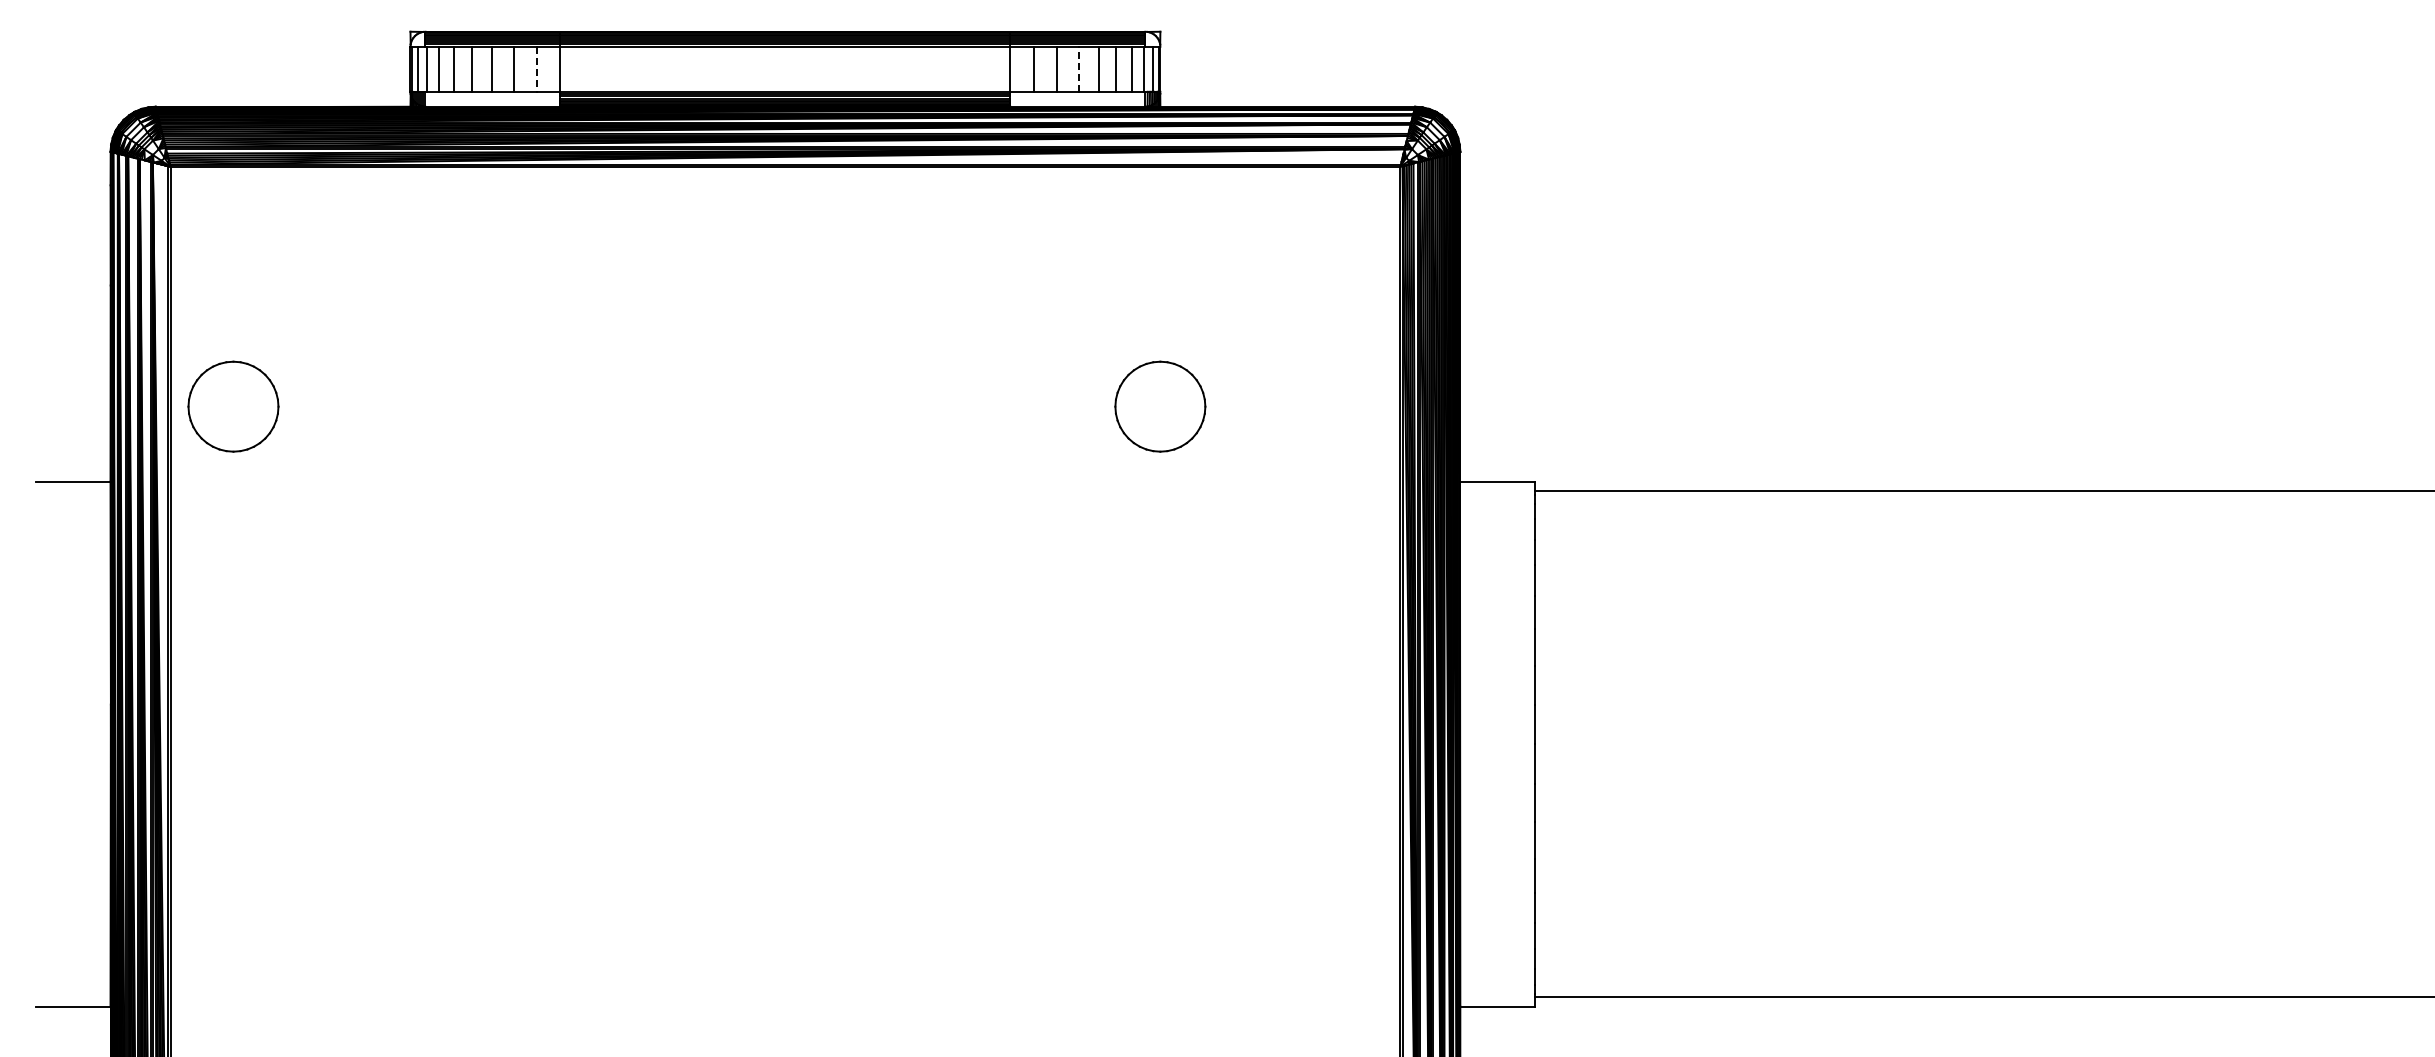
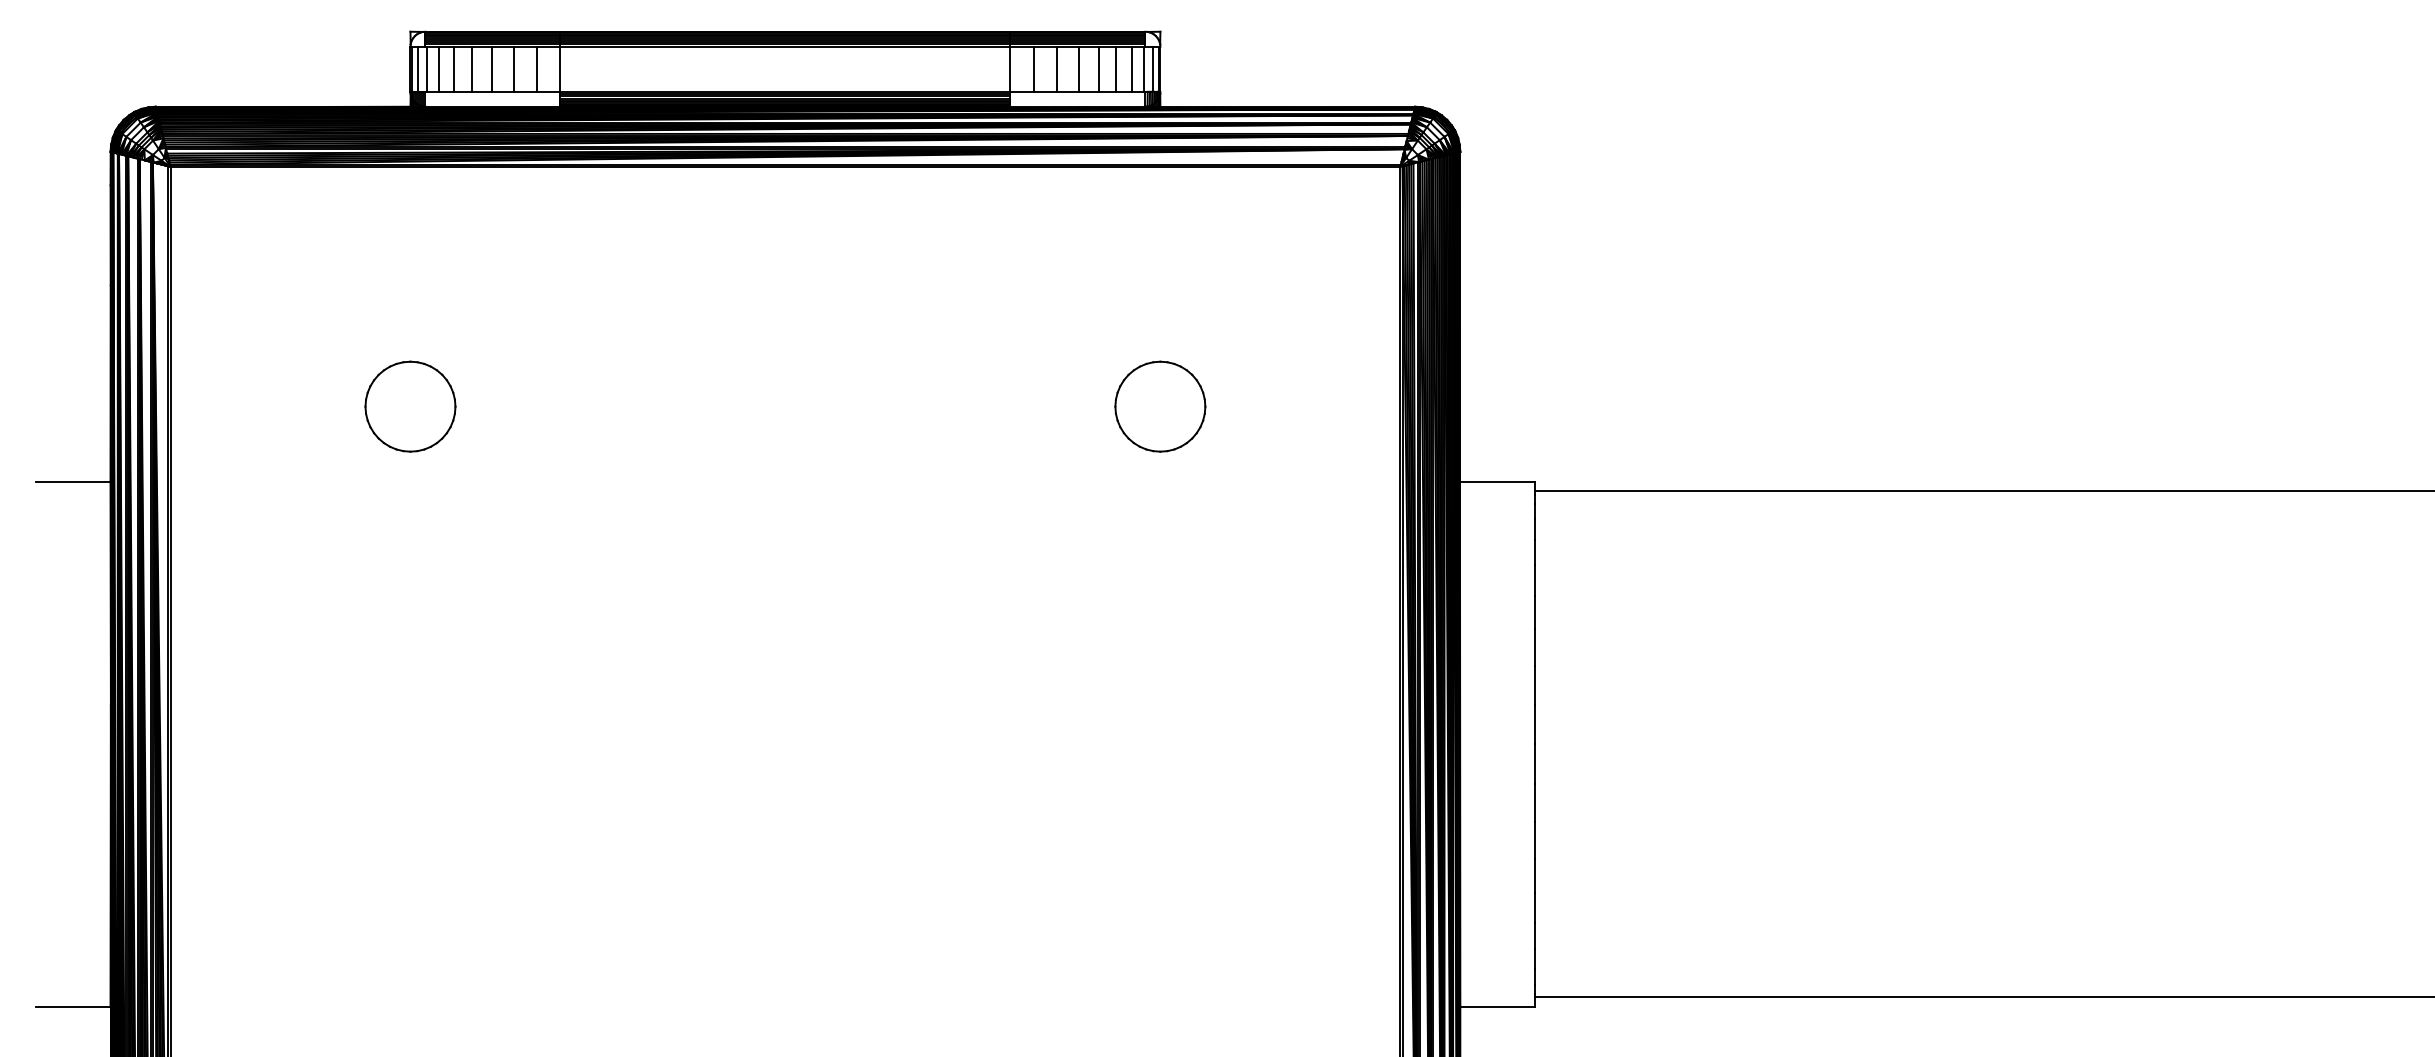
line: dashed -> solid (1078, 68)
line: dashed -> solid (537, 69)
part position: (233, 406) -> (410, 406) (410, 406)
